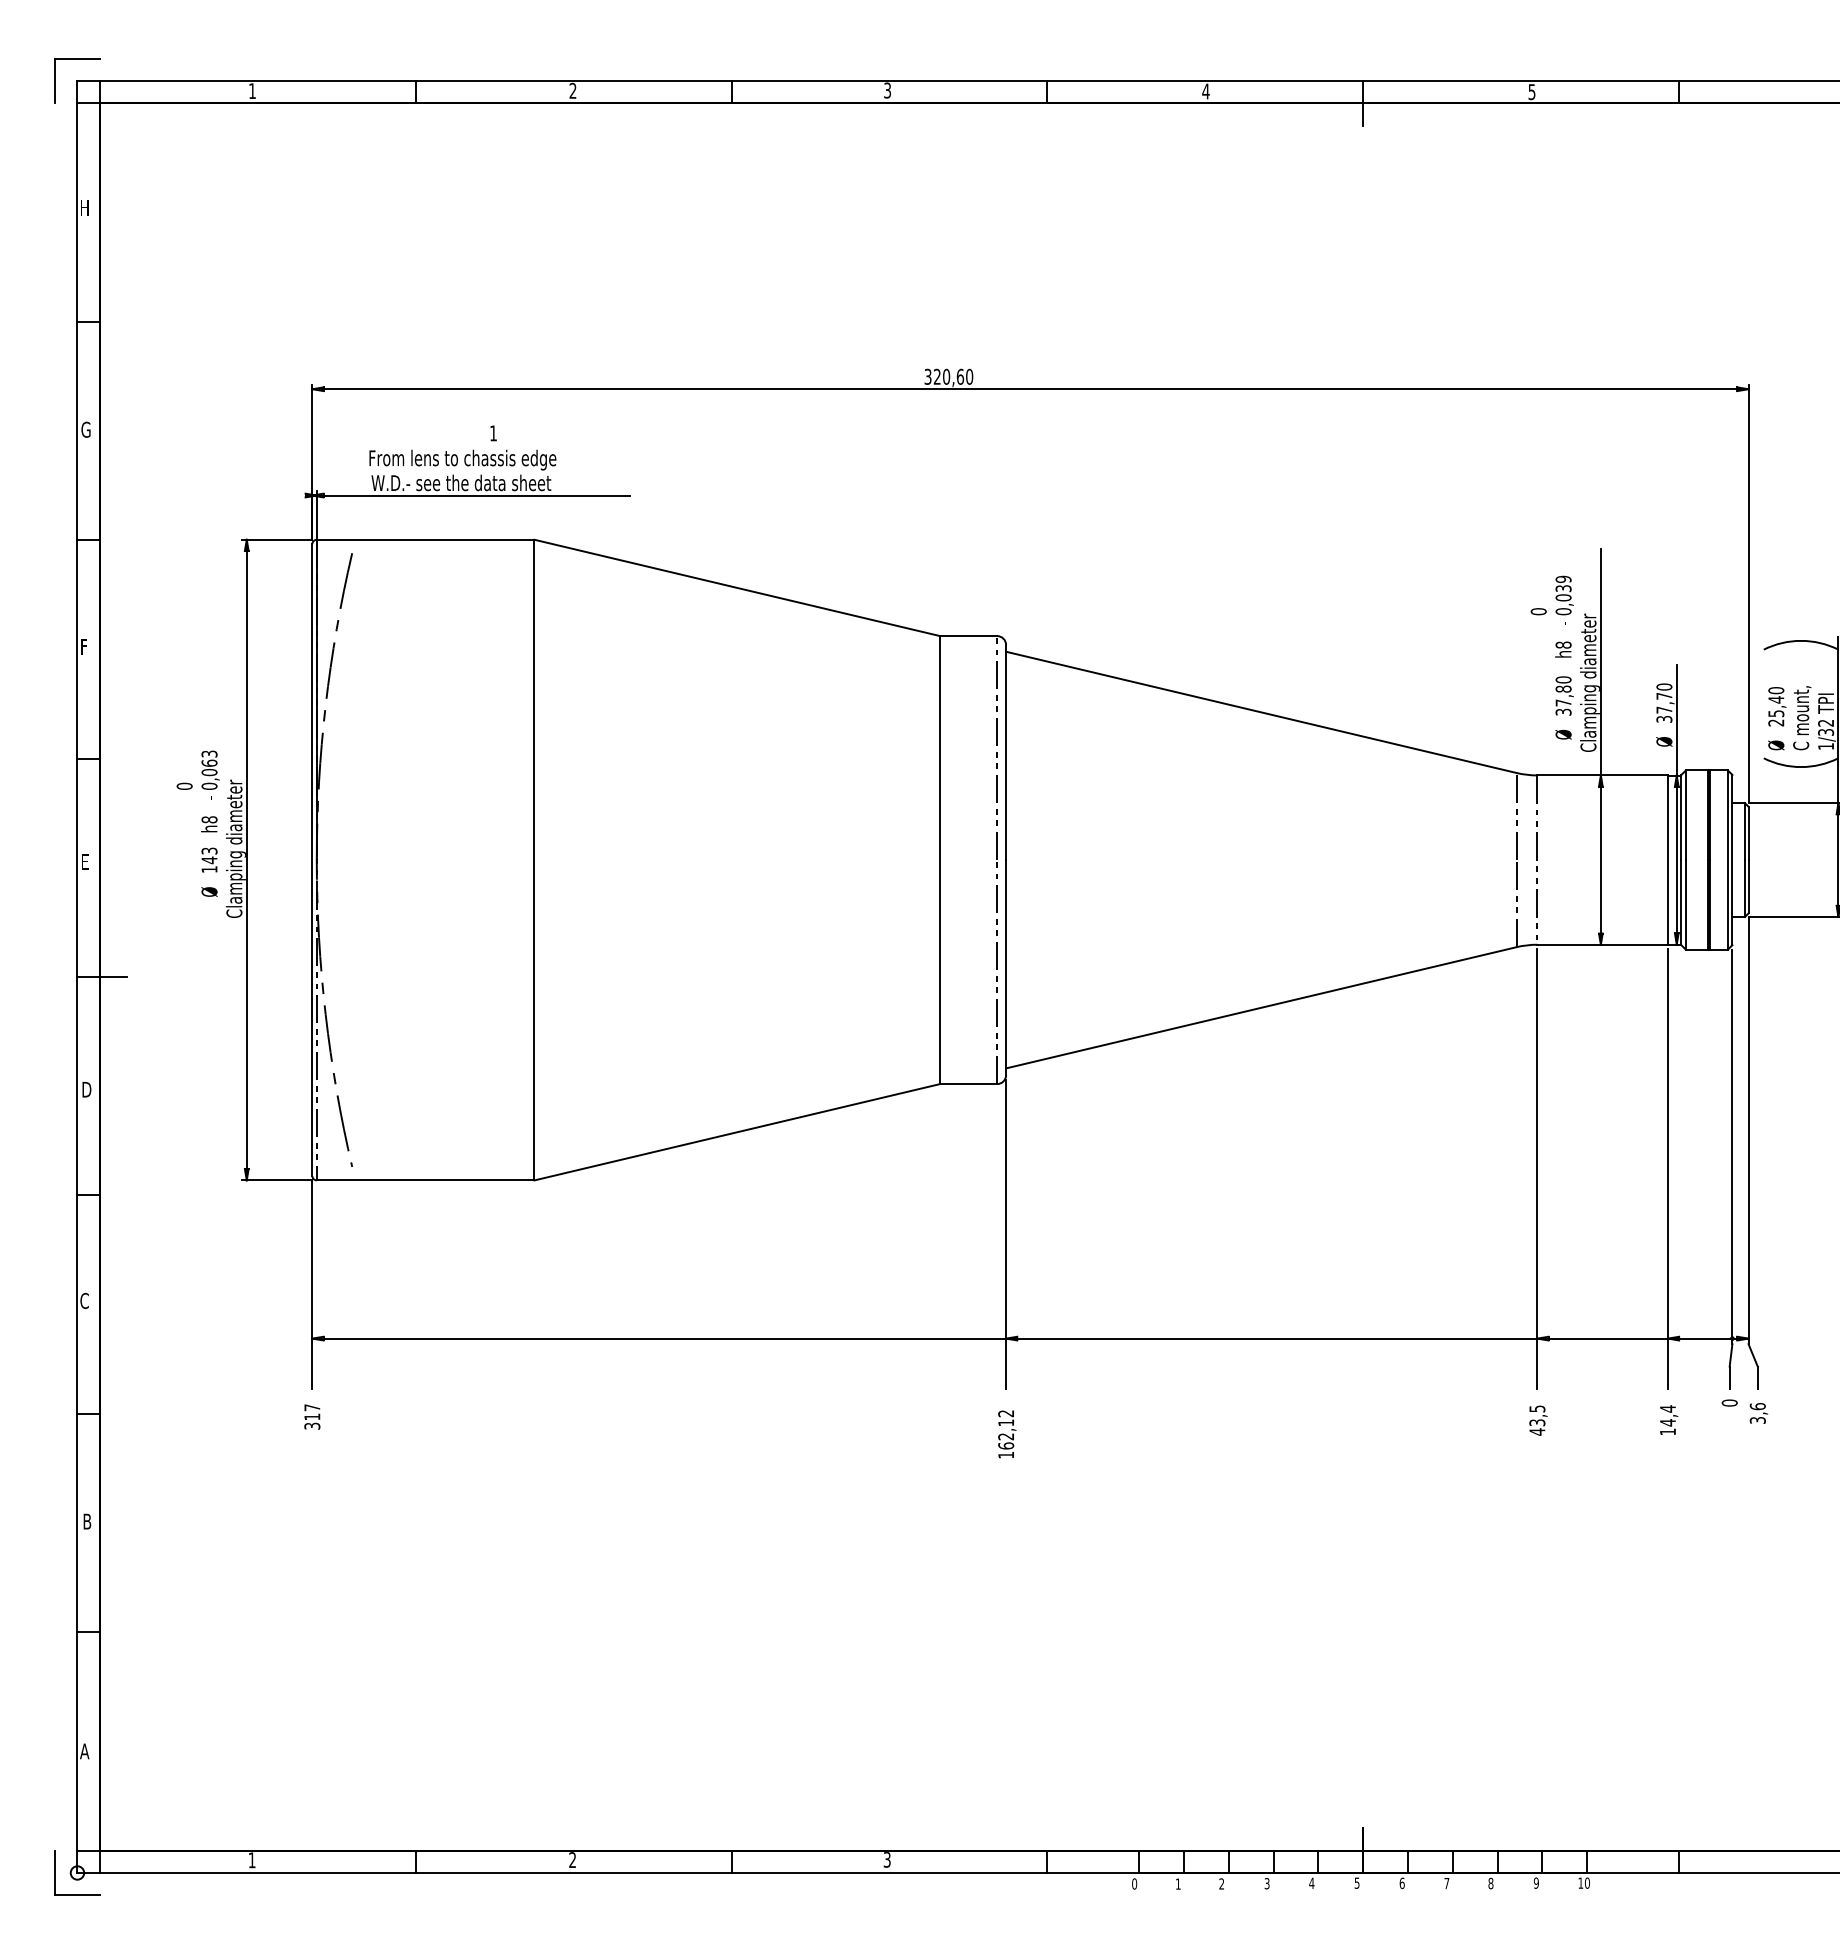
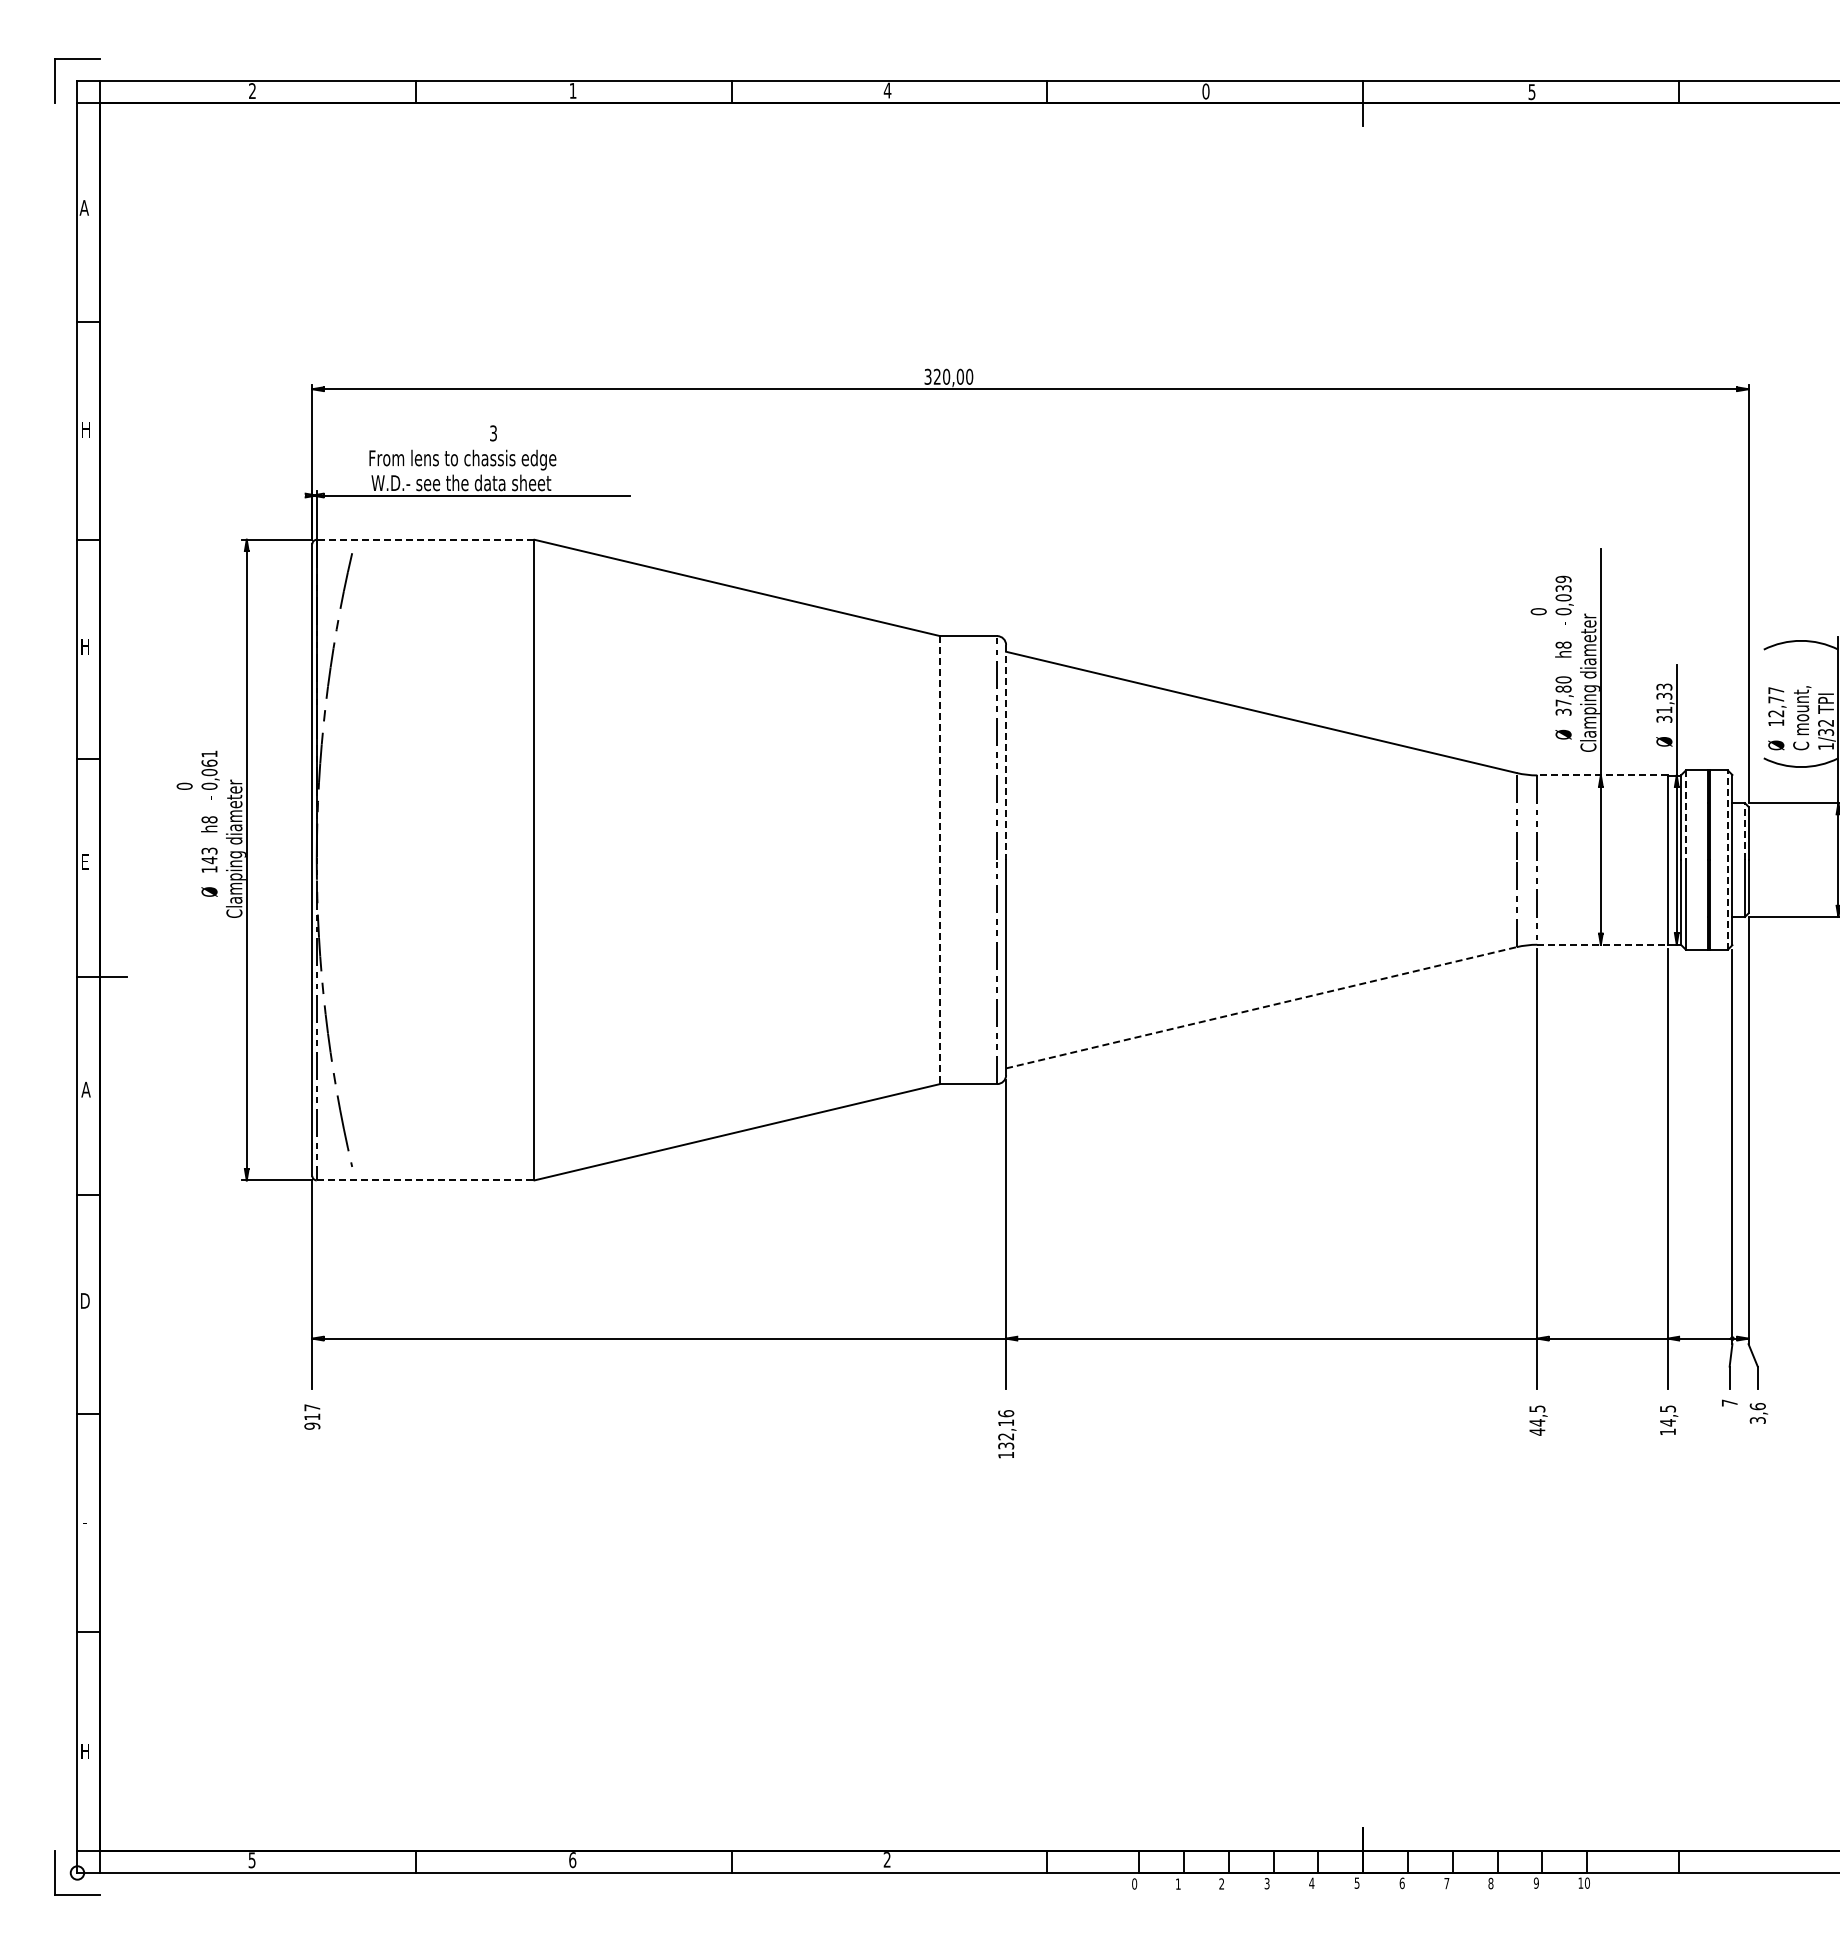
text: 1 -> 2 (252, 90)
text: 2 -> 1 (572, 90)
text: 3 -> 4 (887, 90)
text: 4 -> 0 (1205, 91)
text: H -> A (83, 207)
text: 320,60 -> 320,00 (960, 376)
text: G -> H (85, 429)
text: 1 -> 3 (493, 433)
line: solid -> dashed (425, 539)
text: F -> H (85, 646)
text: 37,70 -> 31,33 (1664, 698)
text: 25,40 -> 12,77 (1776, 706)
line: solid -> dashed (1006, 752)
text: 0,063 -> 0,061 (209, 753)
line: solid -> dashed (1602, 775)
line: solid -> dashed (1685, 815)
line: solid -> dashed (1744, 831)
line: solid -> dashed (940, 860)
line: solid -> dashed (1727, 860)
line: solid -> dashed (1603, 944)
line: solid -> dashed (1261, 1007)
text: D -> A (86, 1089)
line: solid -> dashed (425, 1180)
text: C -> D (84, 1300)
text: 0 -> 7 (1729, 1402)
text: 14,4 -> 14,5 (1668, 1408)
text: 43,5 -> 44,5 (1537, 1422)
text: 317 -> 917 (312, 1425)
text: 162,12 -> 132,16 (1006, 1429)
text: B -> - (87, 1521)
text: A -> H (84, 1751)
text: 3 -> 2 (886, 1859)
text: 1 -> 5 (251, 1860)
text: 2 -> 6 (572, 1860)
